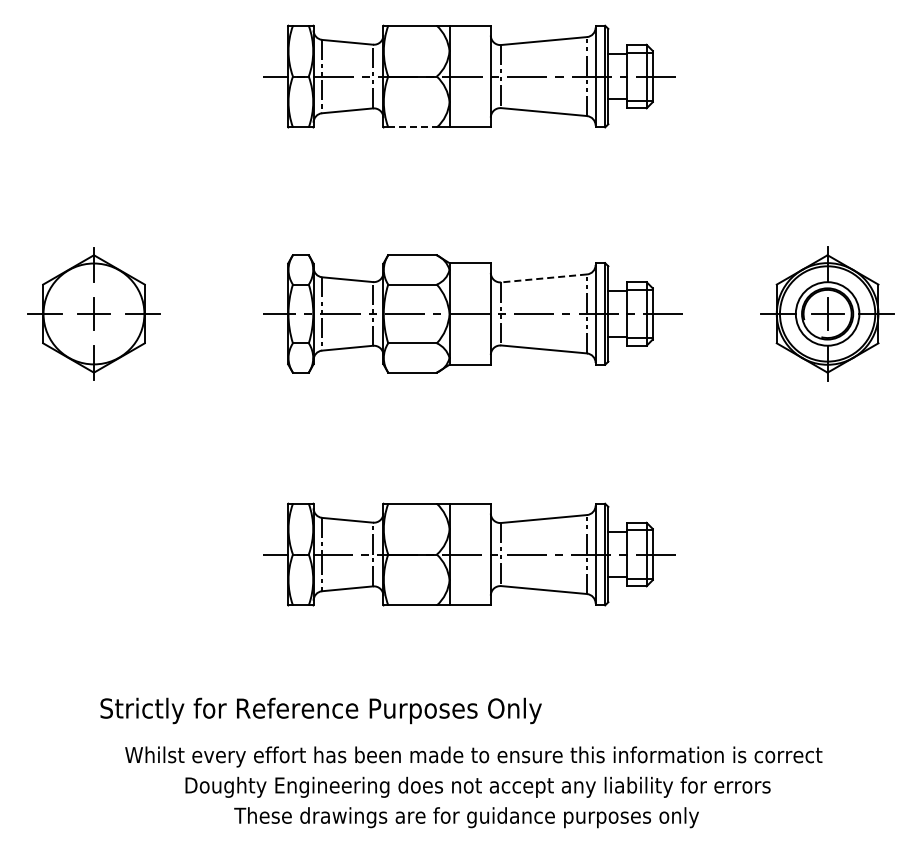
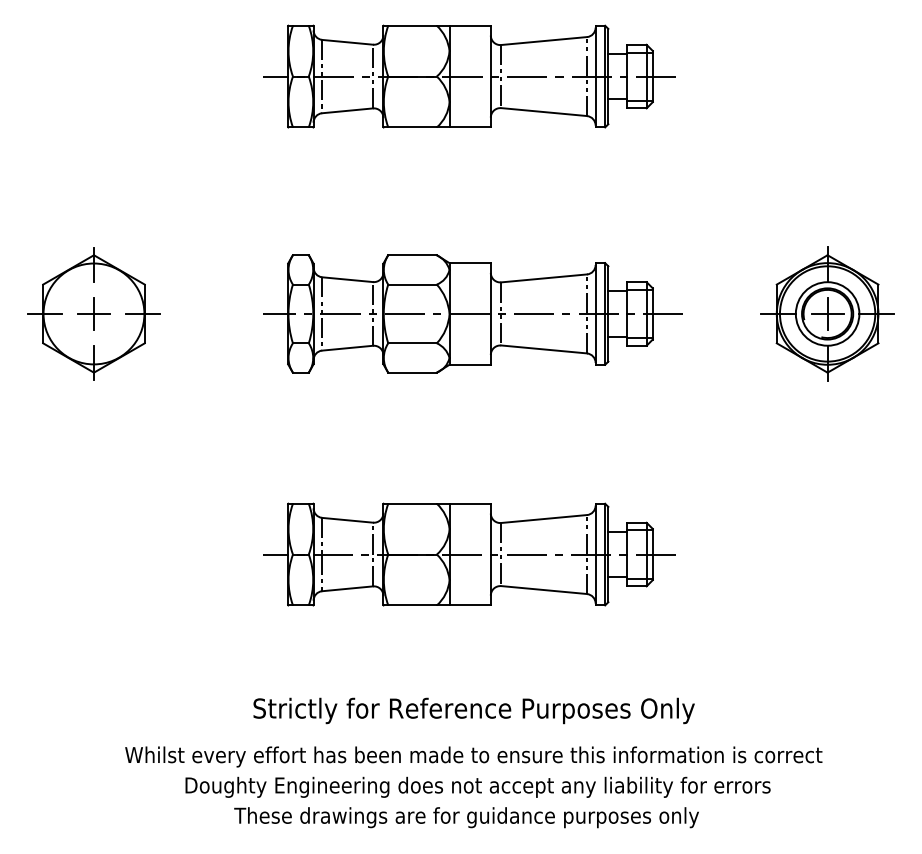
line: dashed -> solid (413, 127)
line: dashed -> solid (543, 278)
text position: (320, 710) -> (473, 710) (473, 710)
